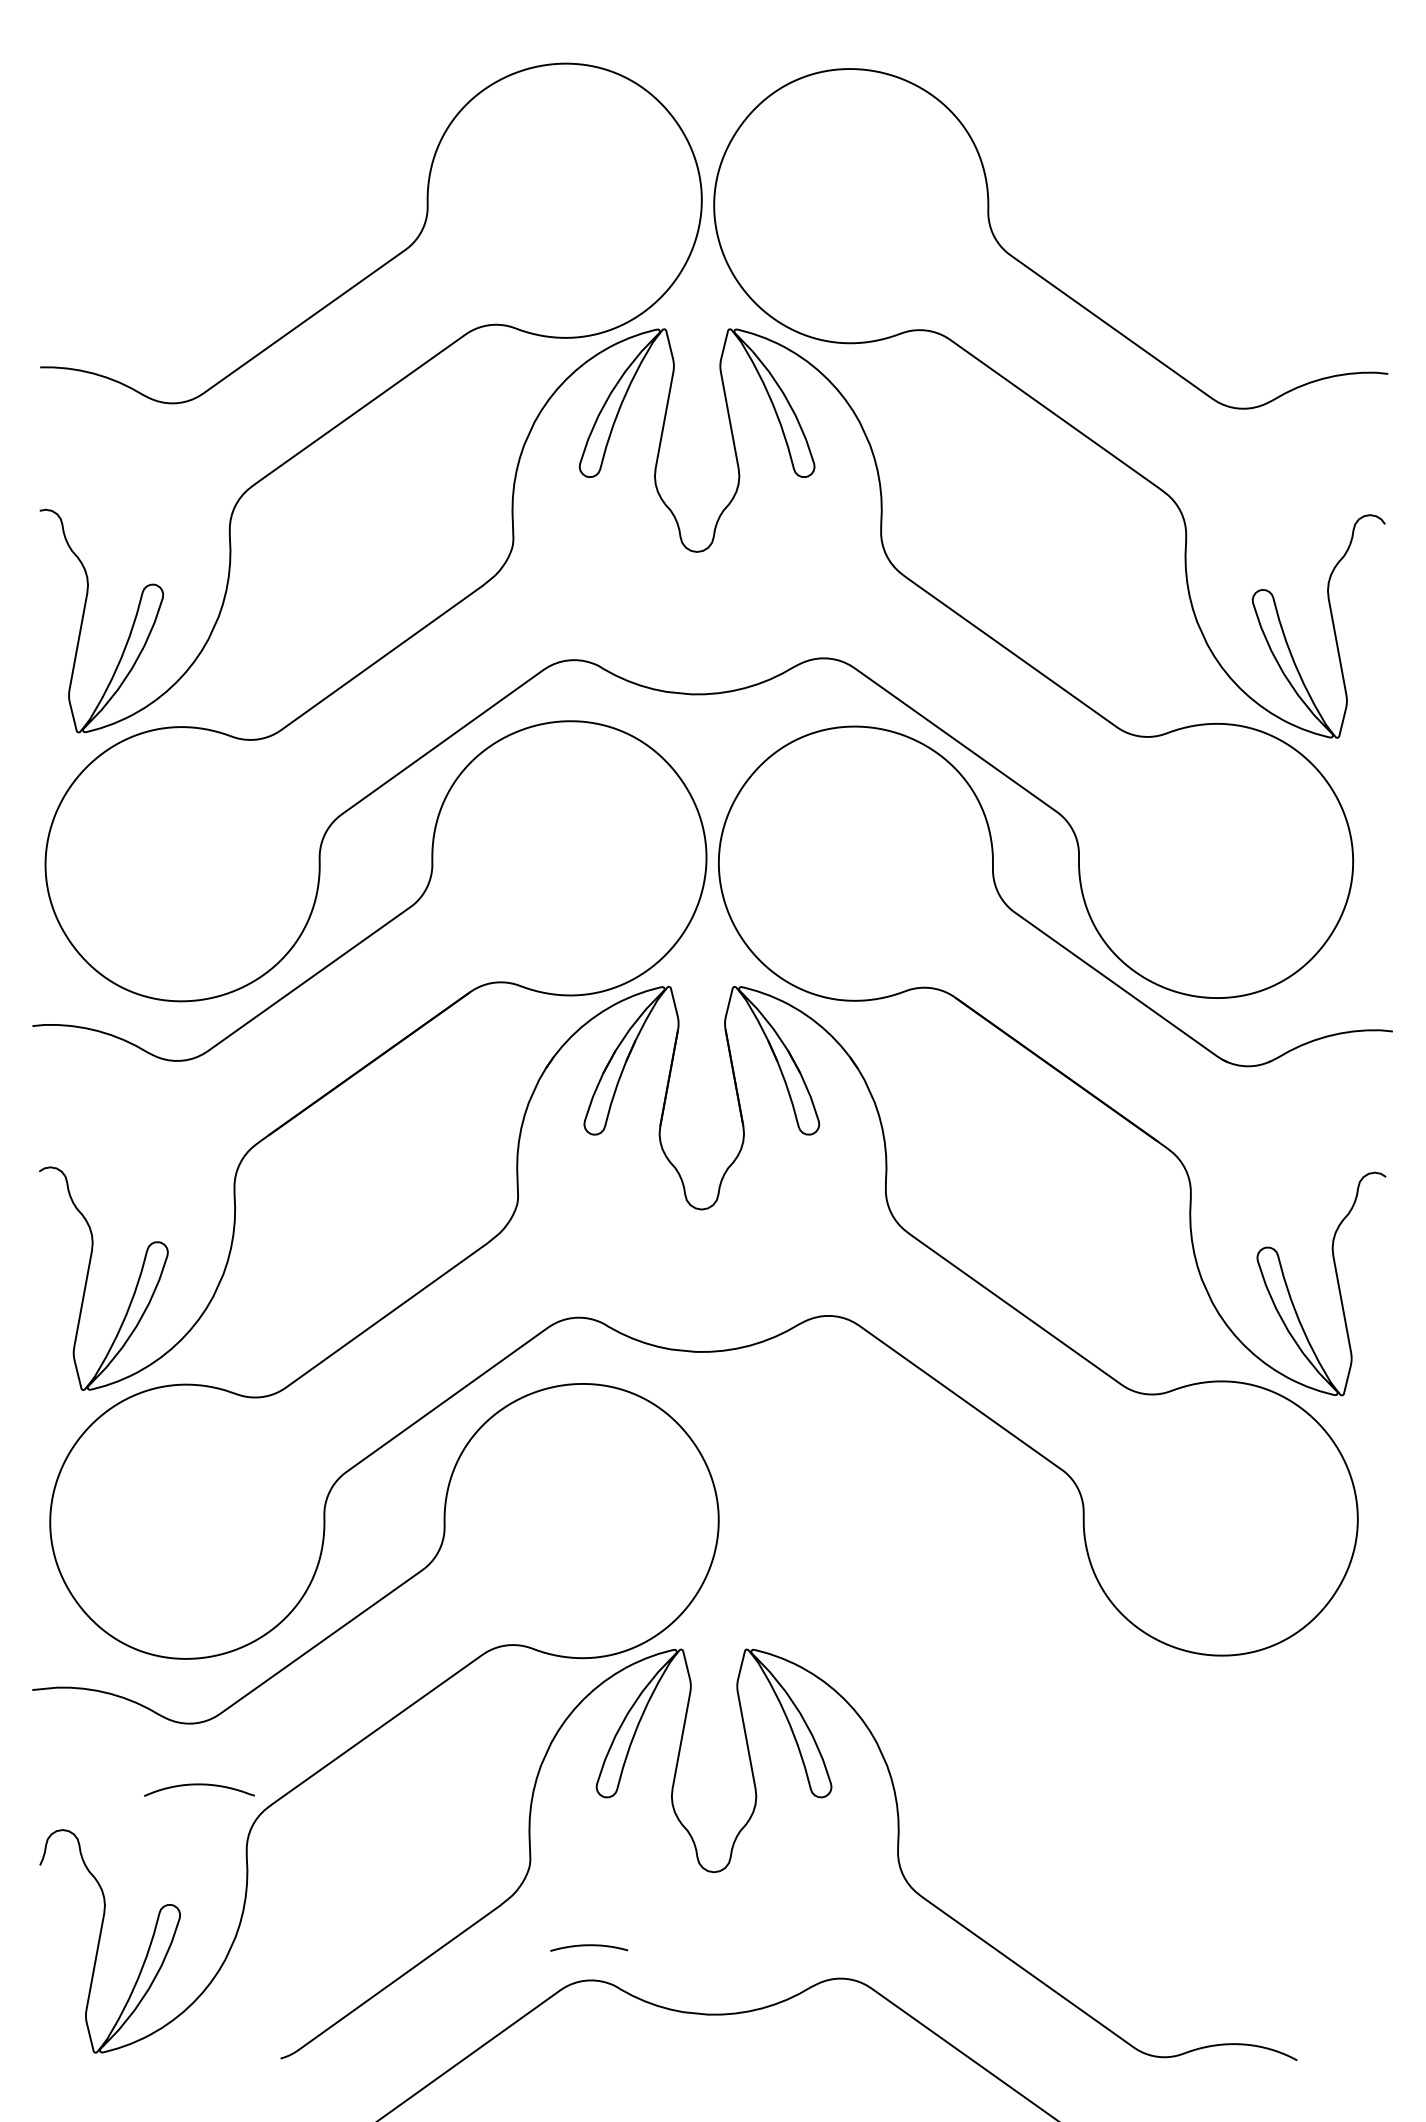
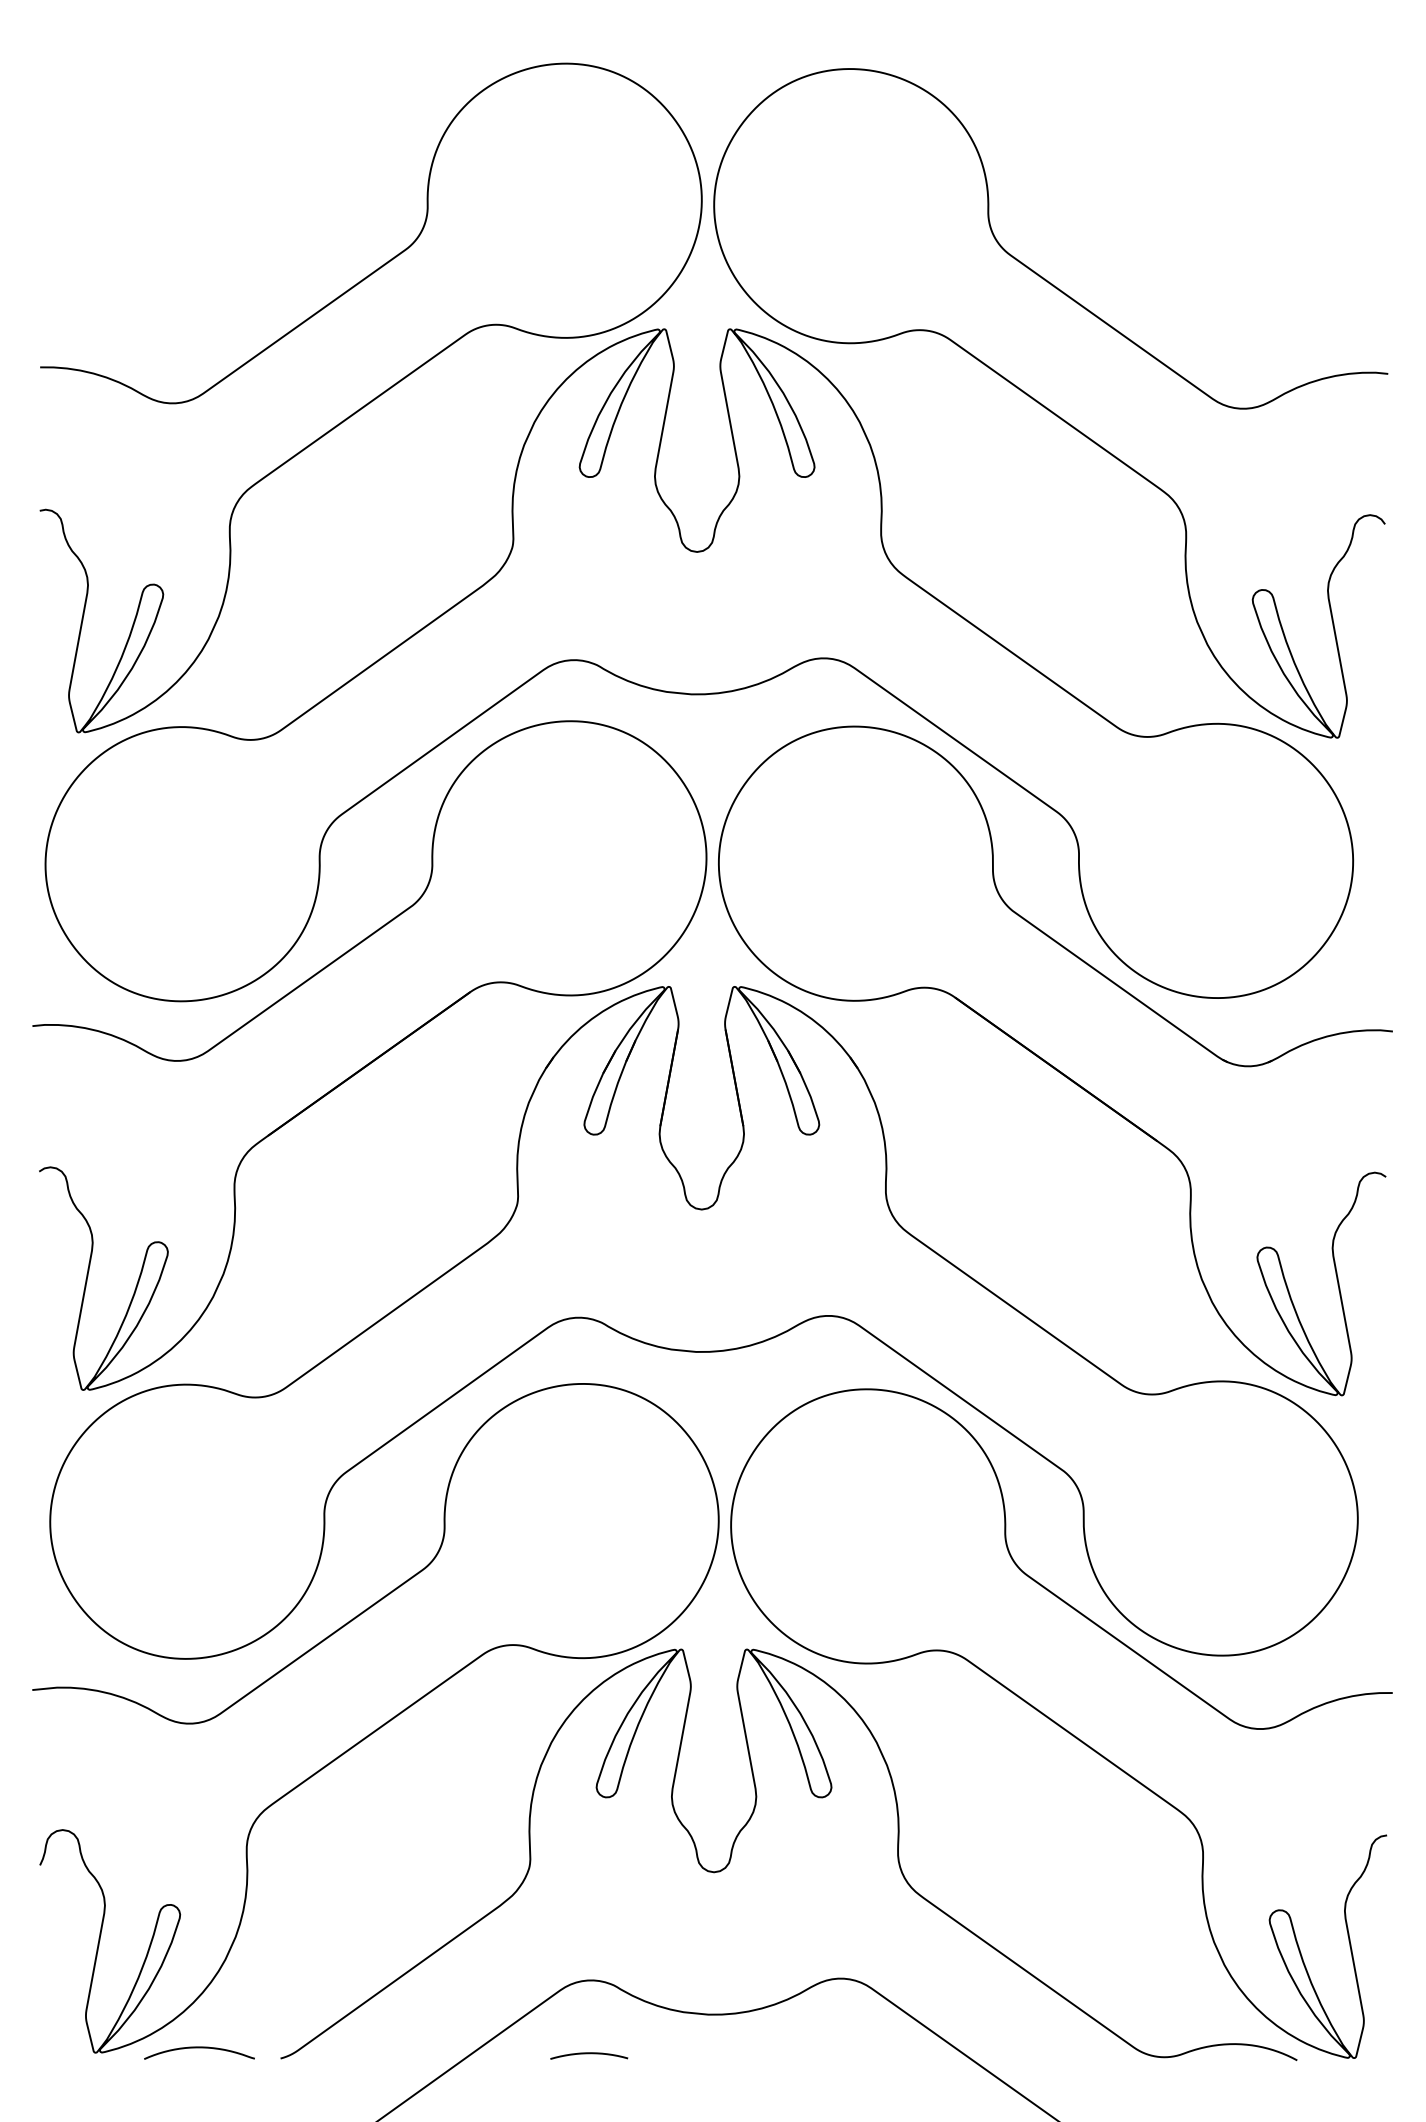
curve: none -> present (1059, 1724)
curve position: (199, 1785) -> (199, 2048) (199, 2048)
curve position: (589, 1946) -> (589, 2054) (589, 2054)
